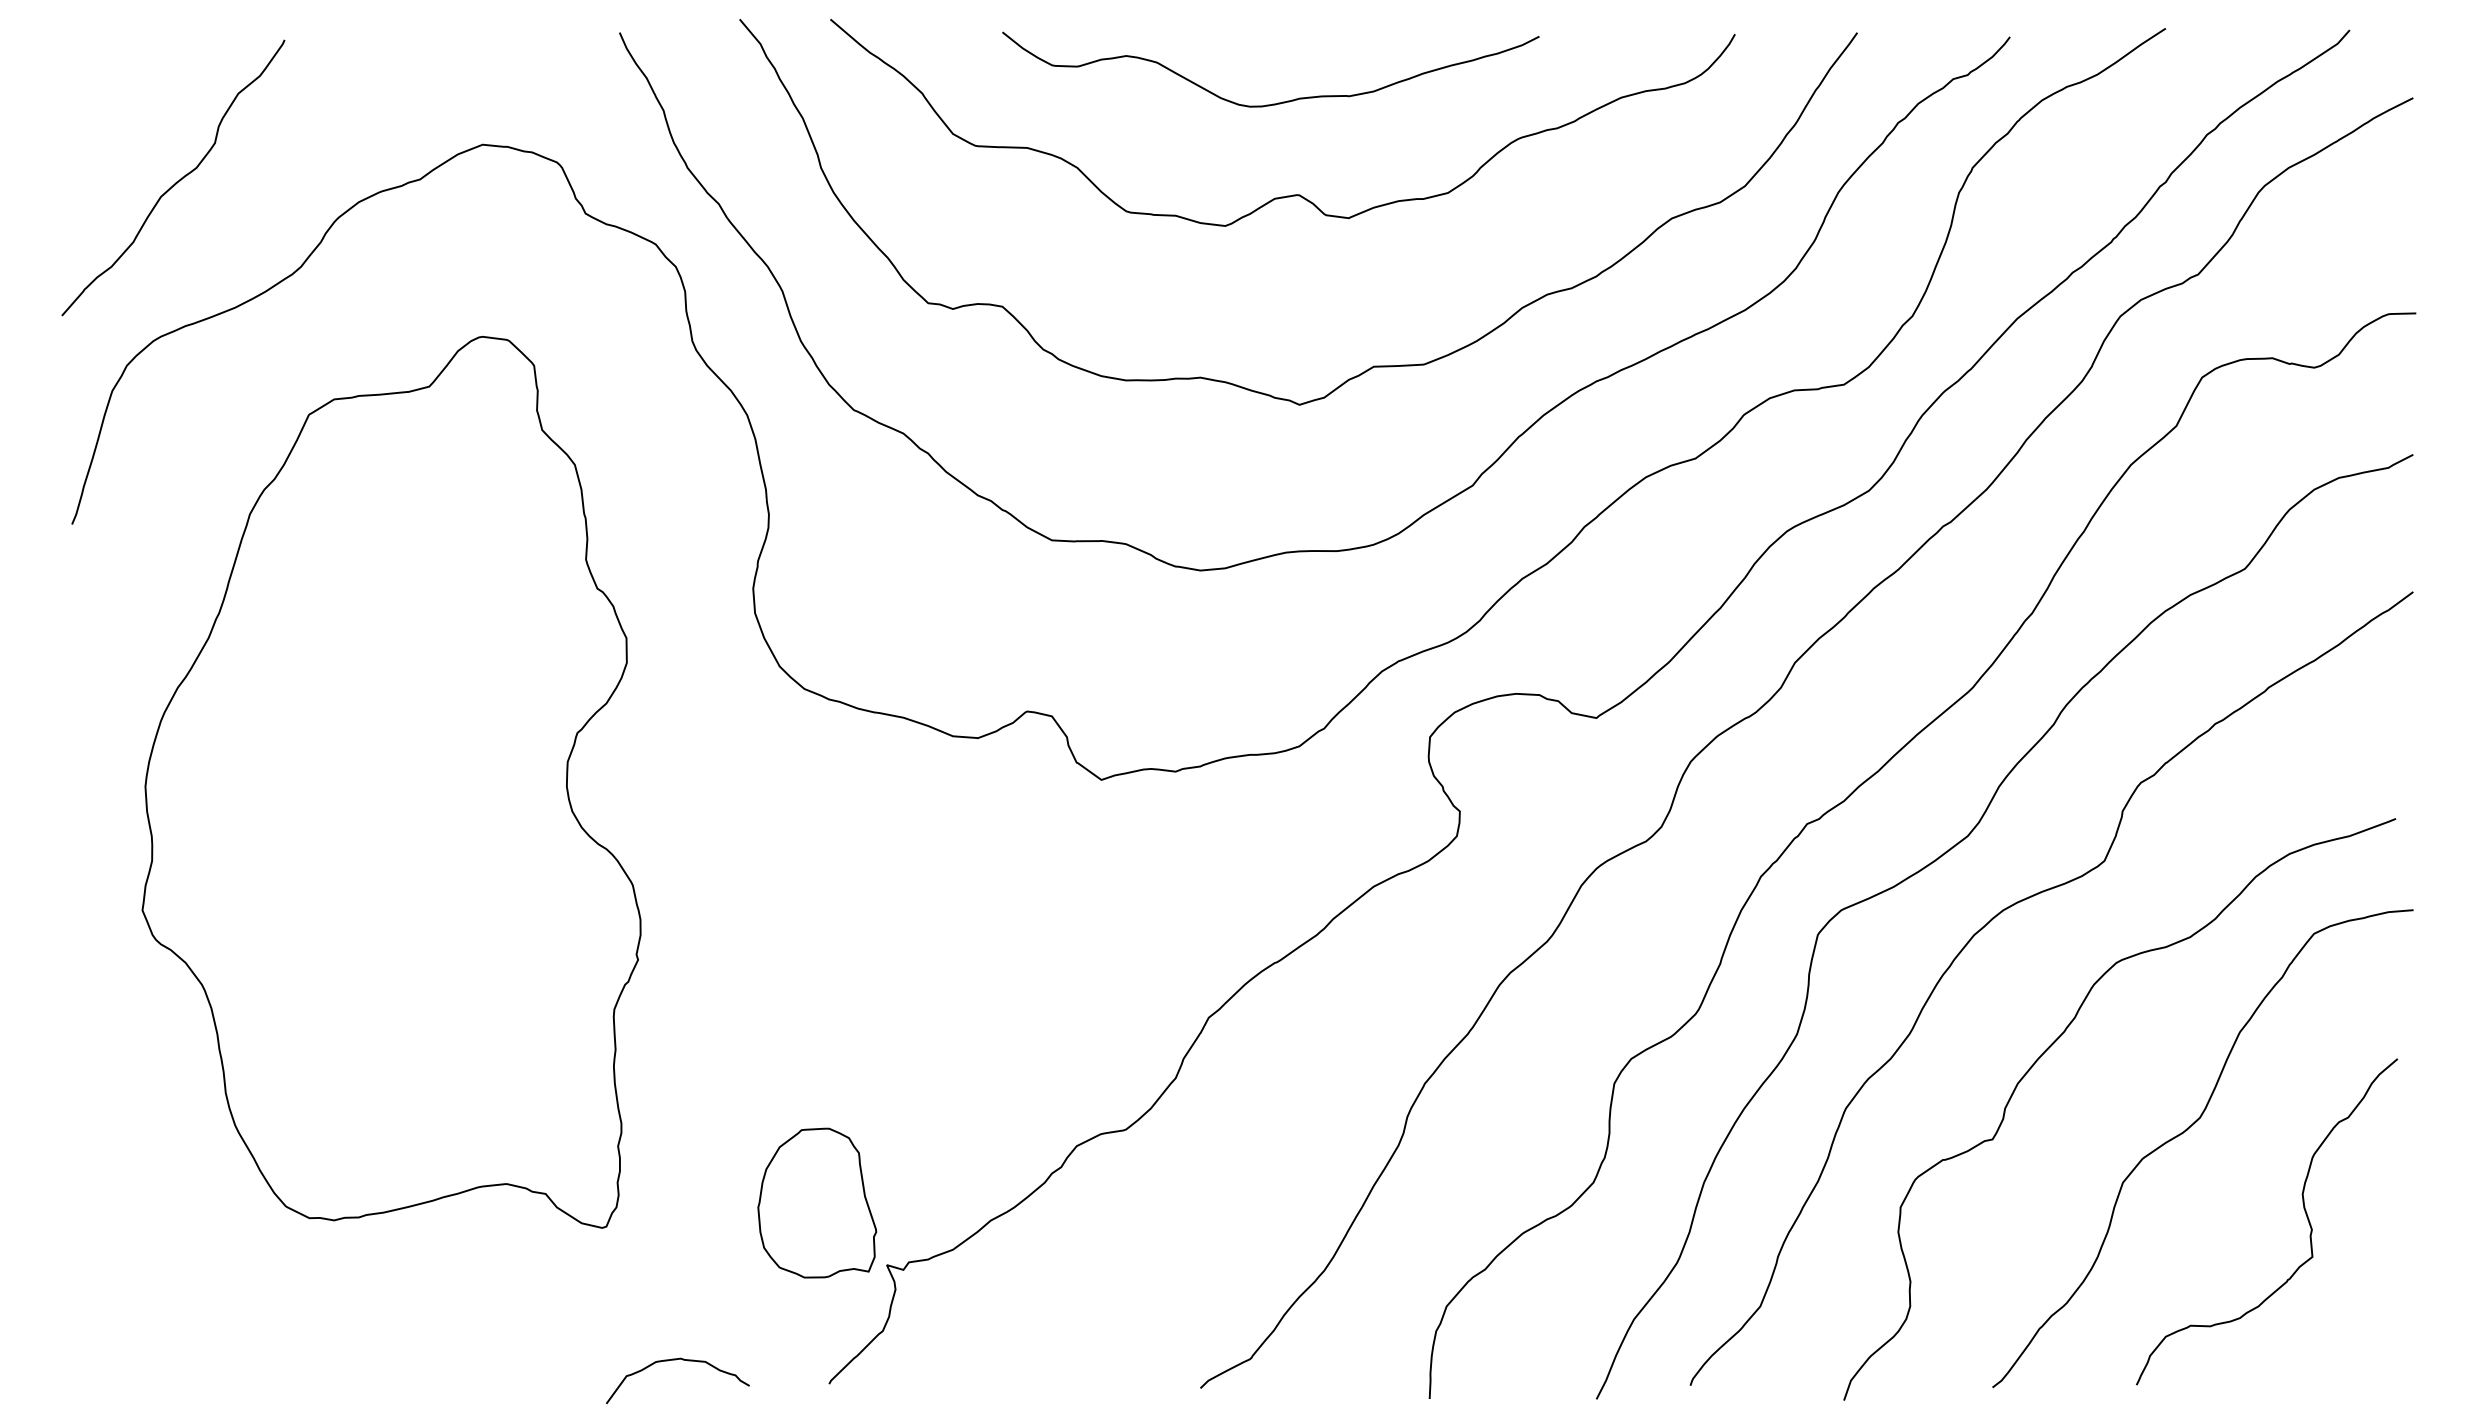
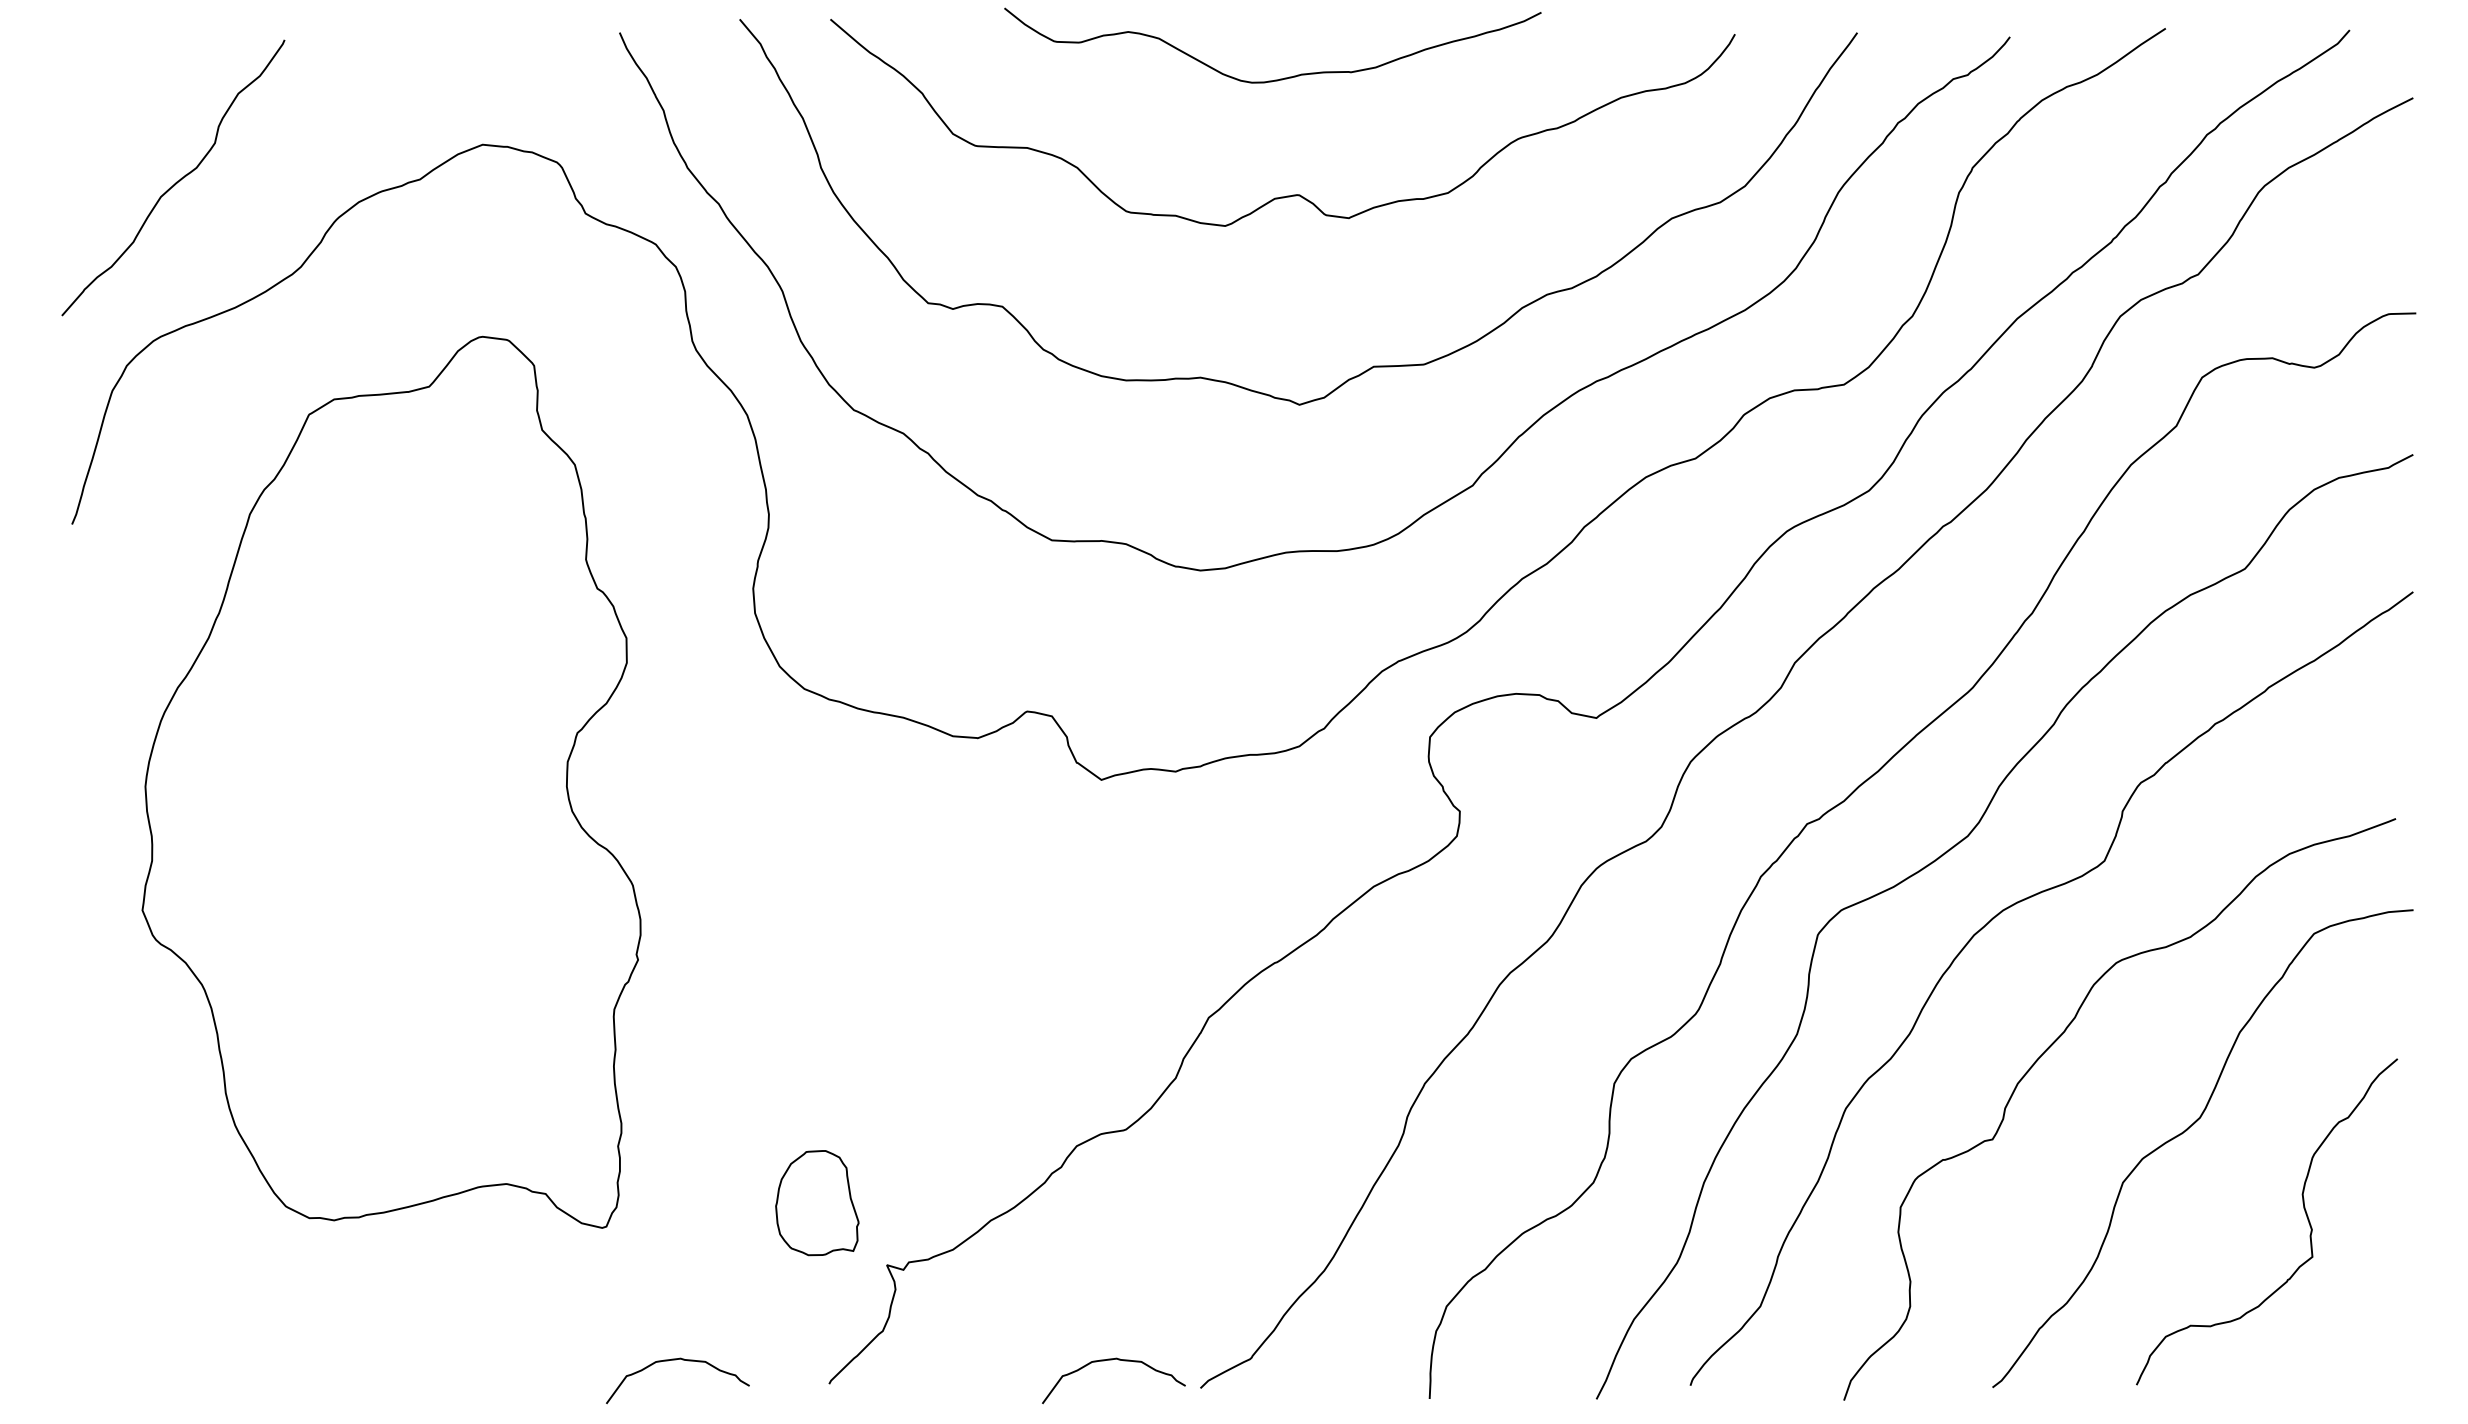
curve position: (1278, 102) -> (1280, 78) (1280, 78)
part size: 121x152 px -> 85x107 px (817, 1203)
curve: none -> present (1112, 1360)
